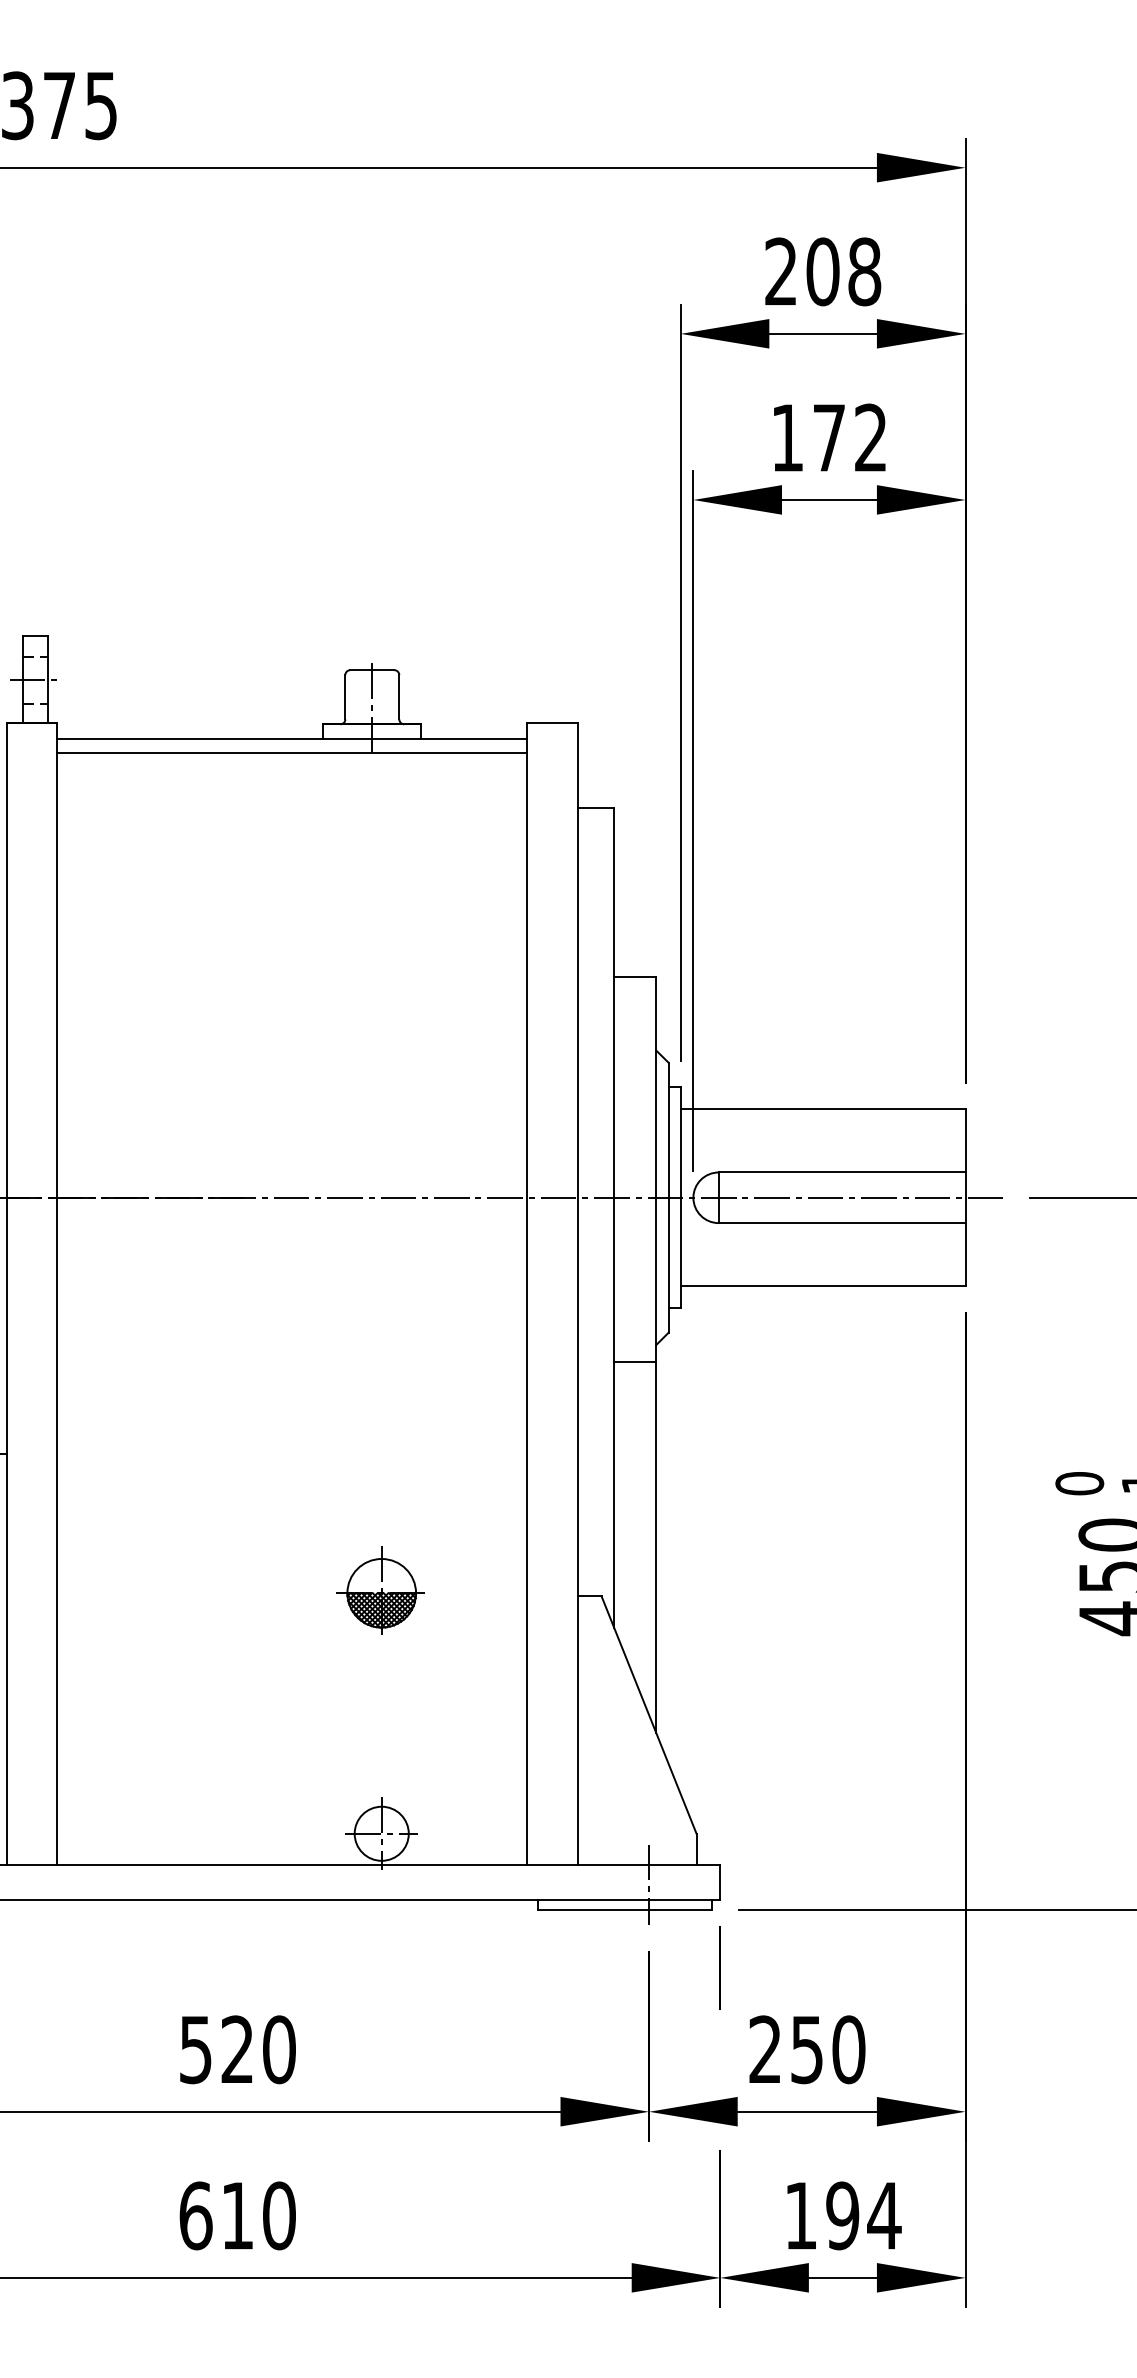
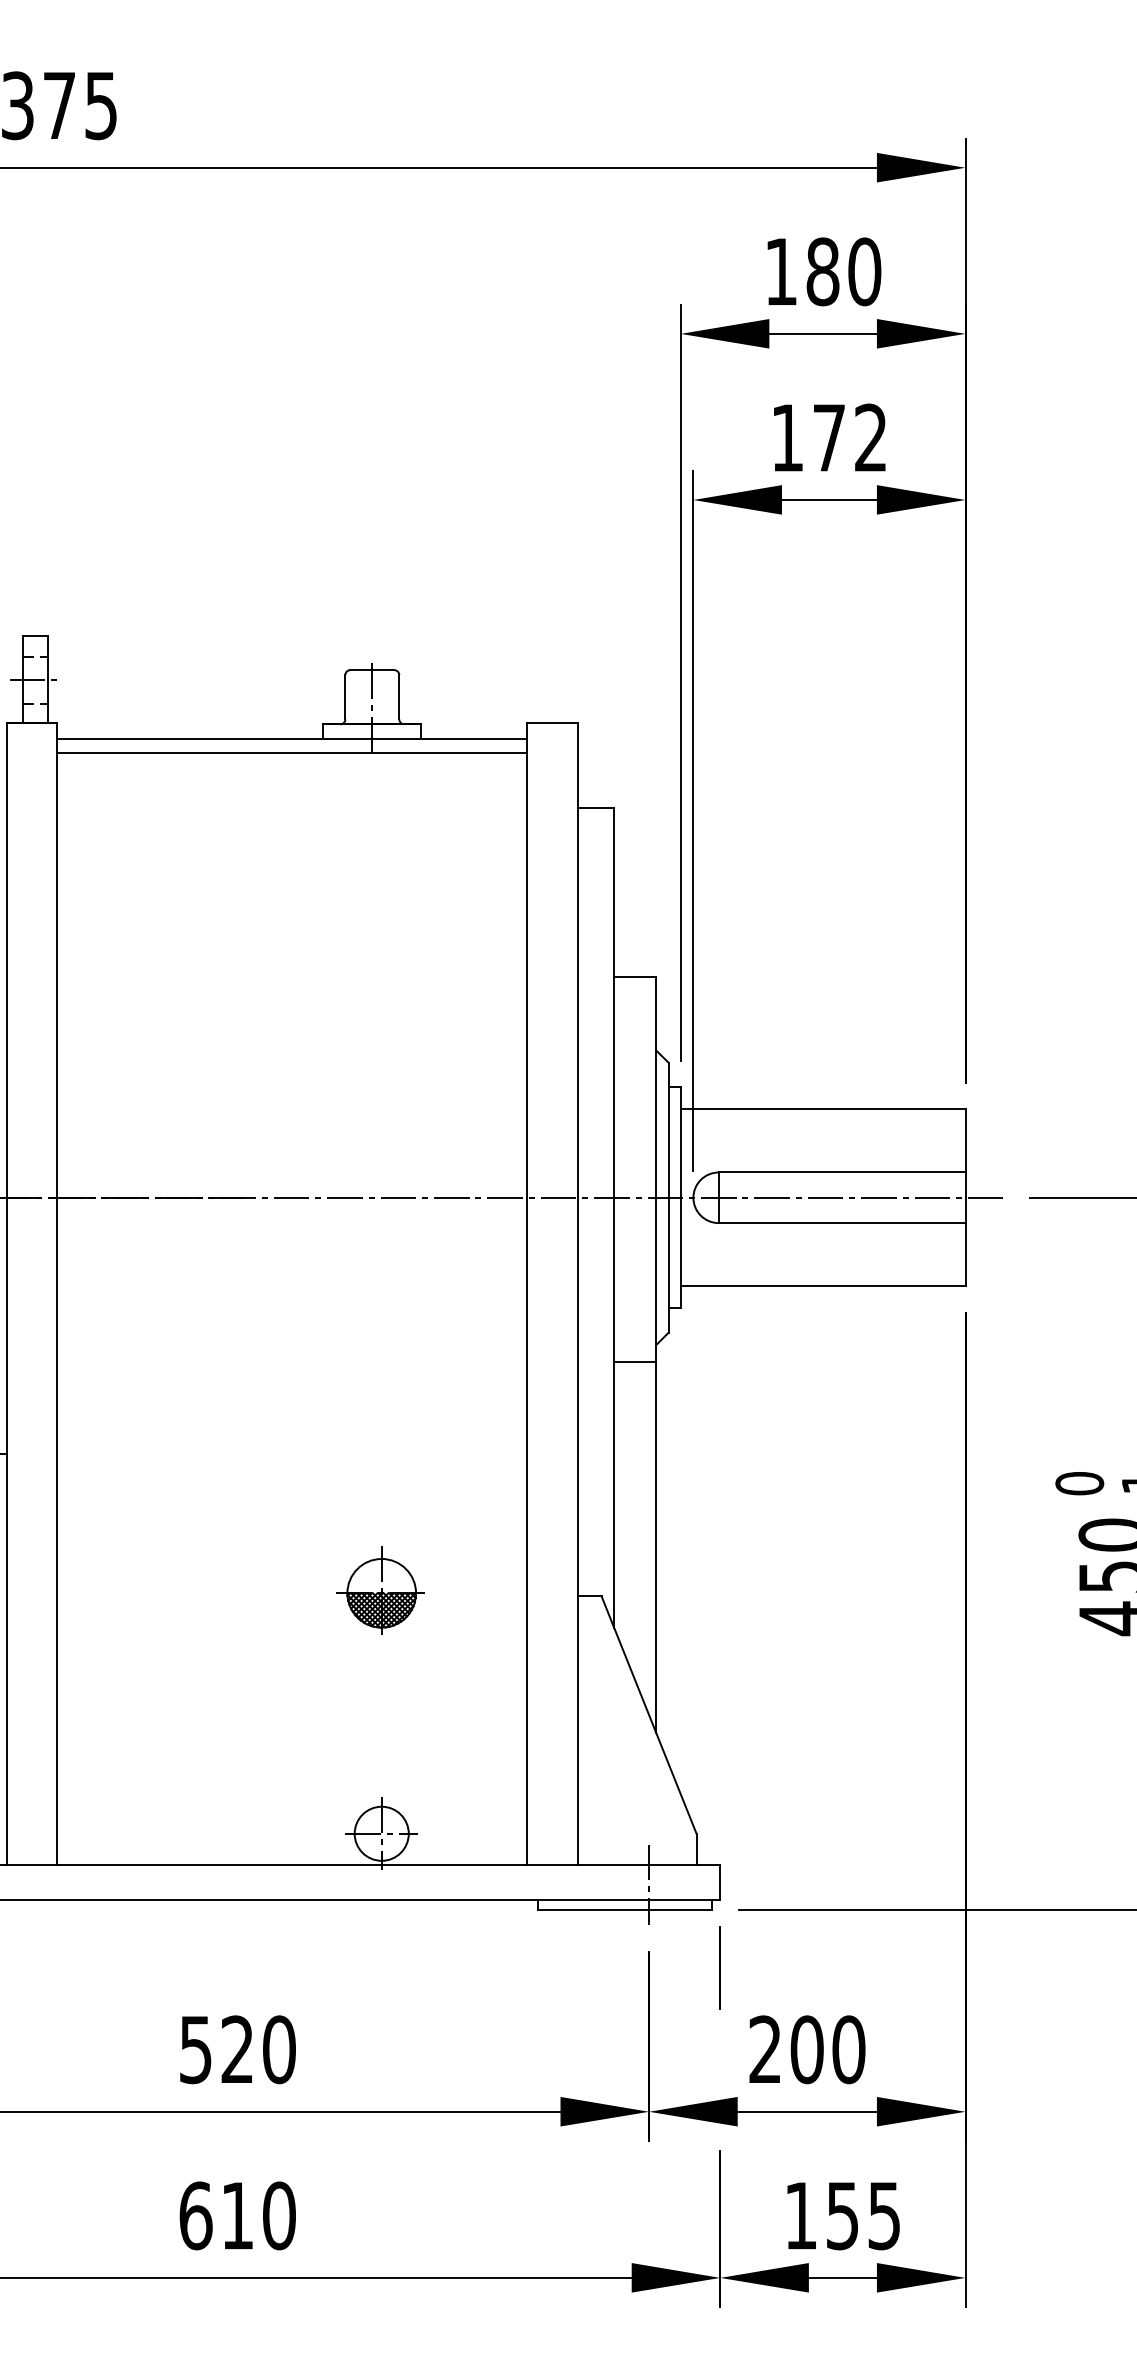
text: 208 -> 180 (823, 271)
text: 250 -> 200 (806, 2049)
text: 194 -> 155 (863, 2215)
